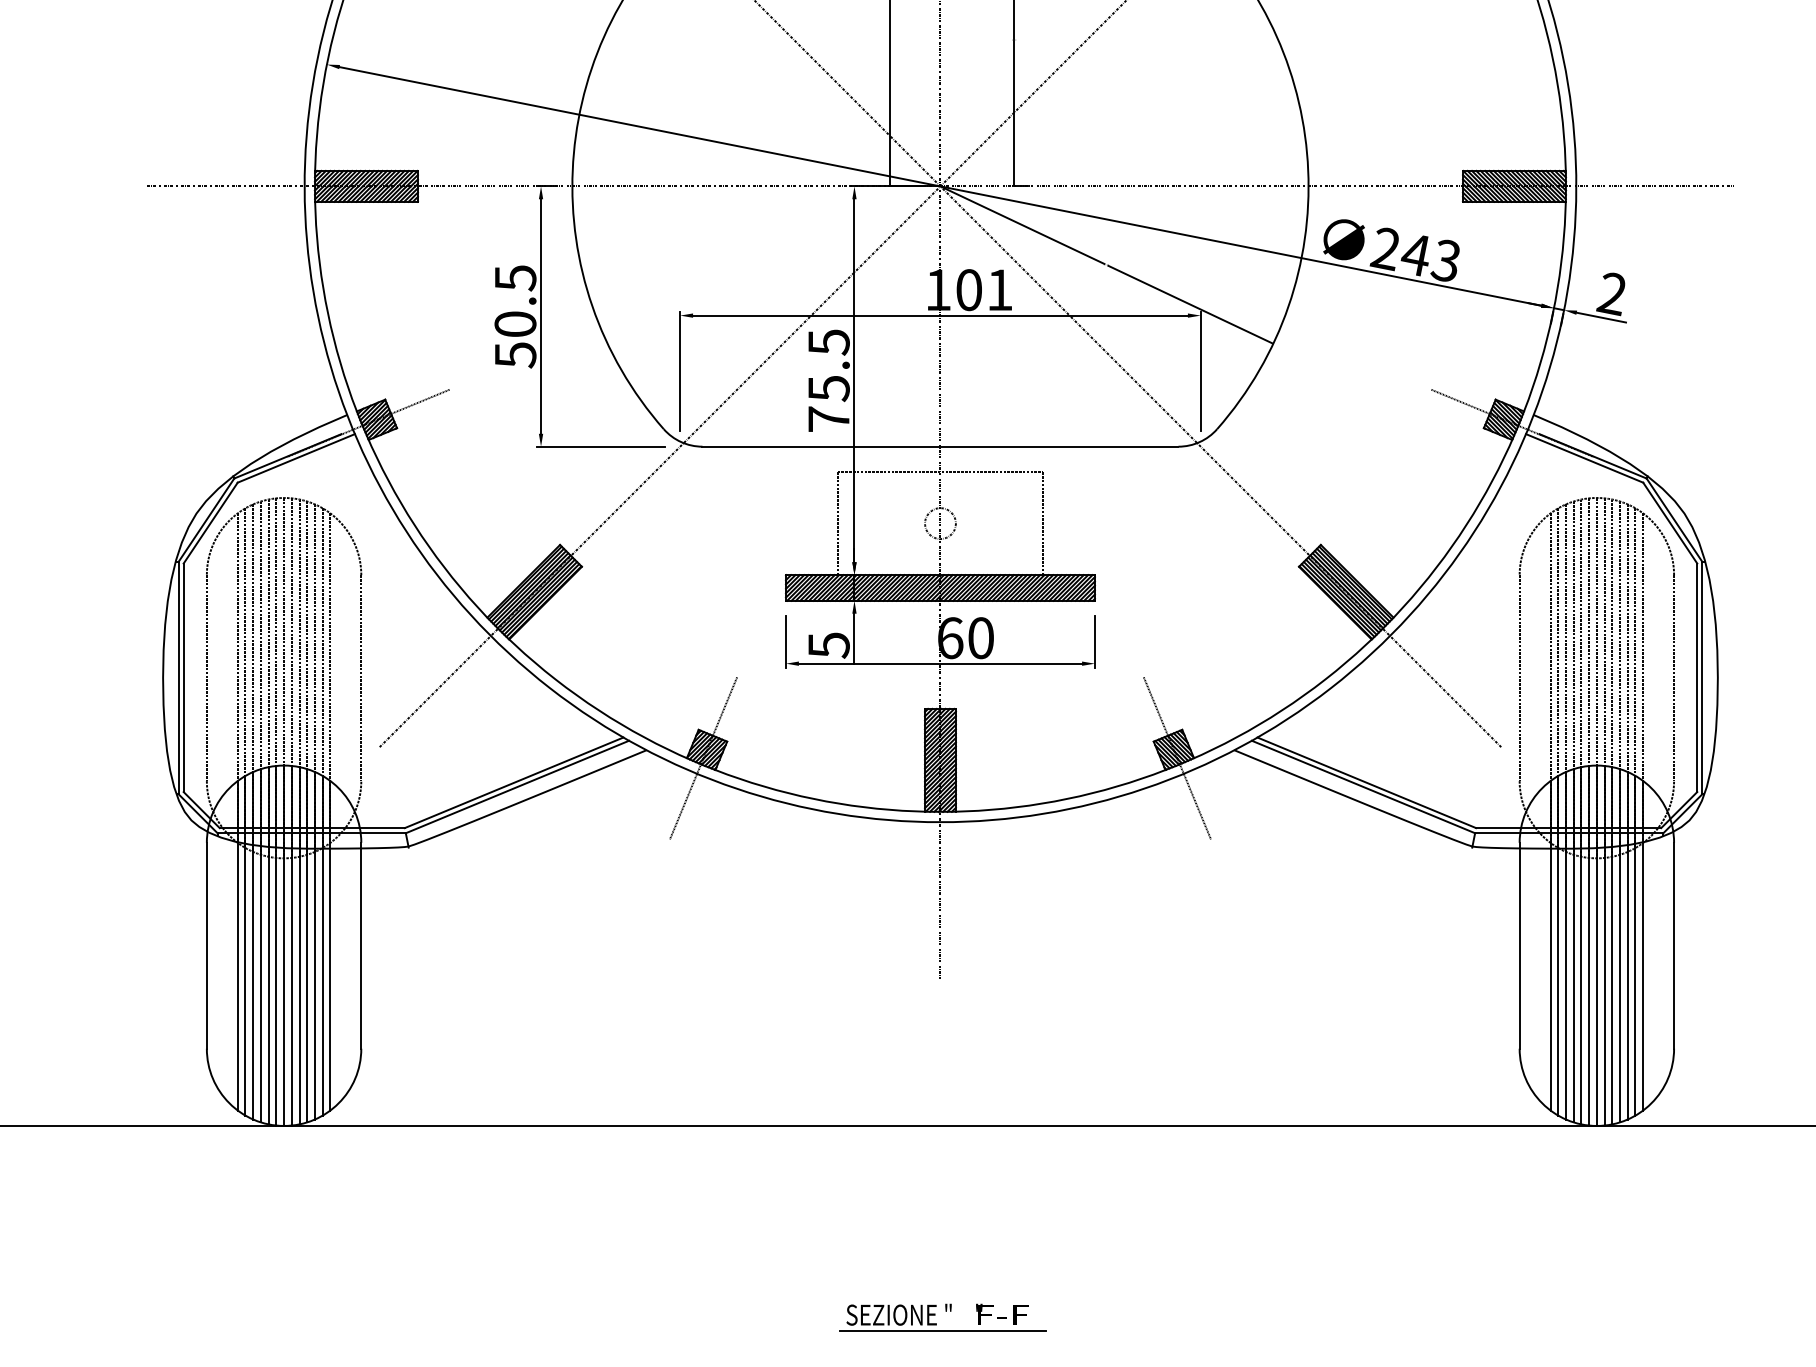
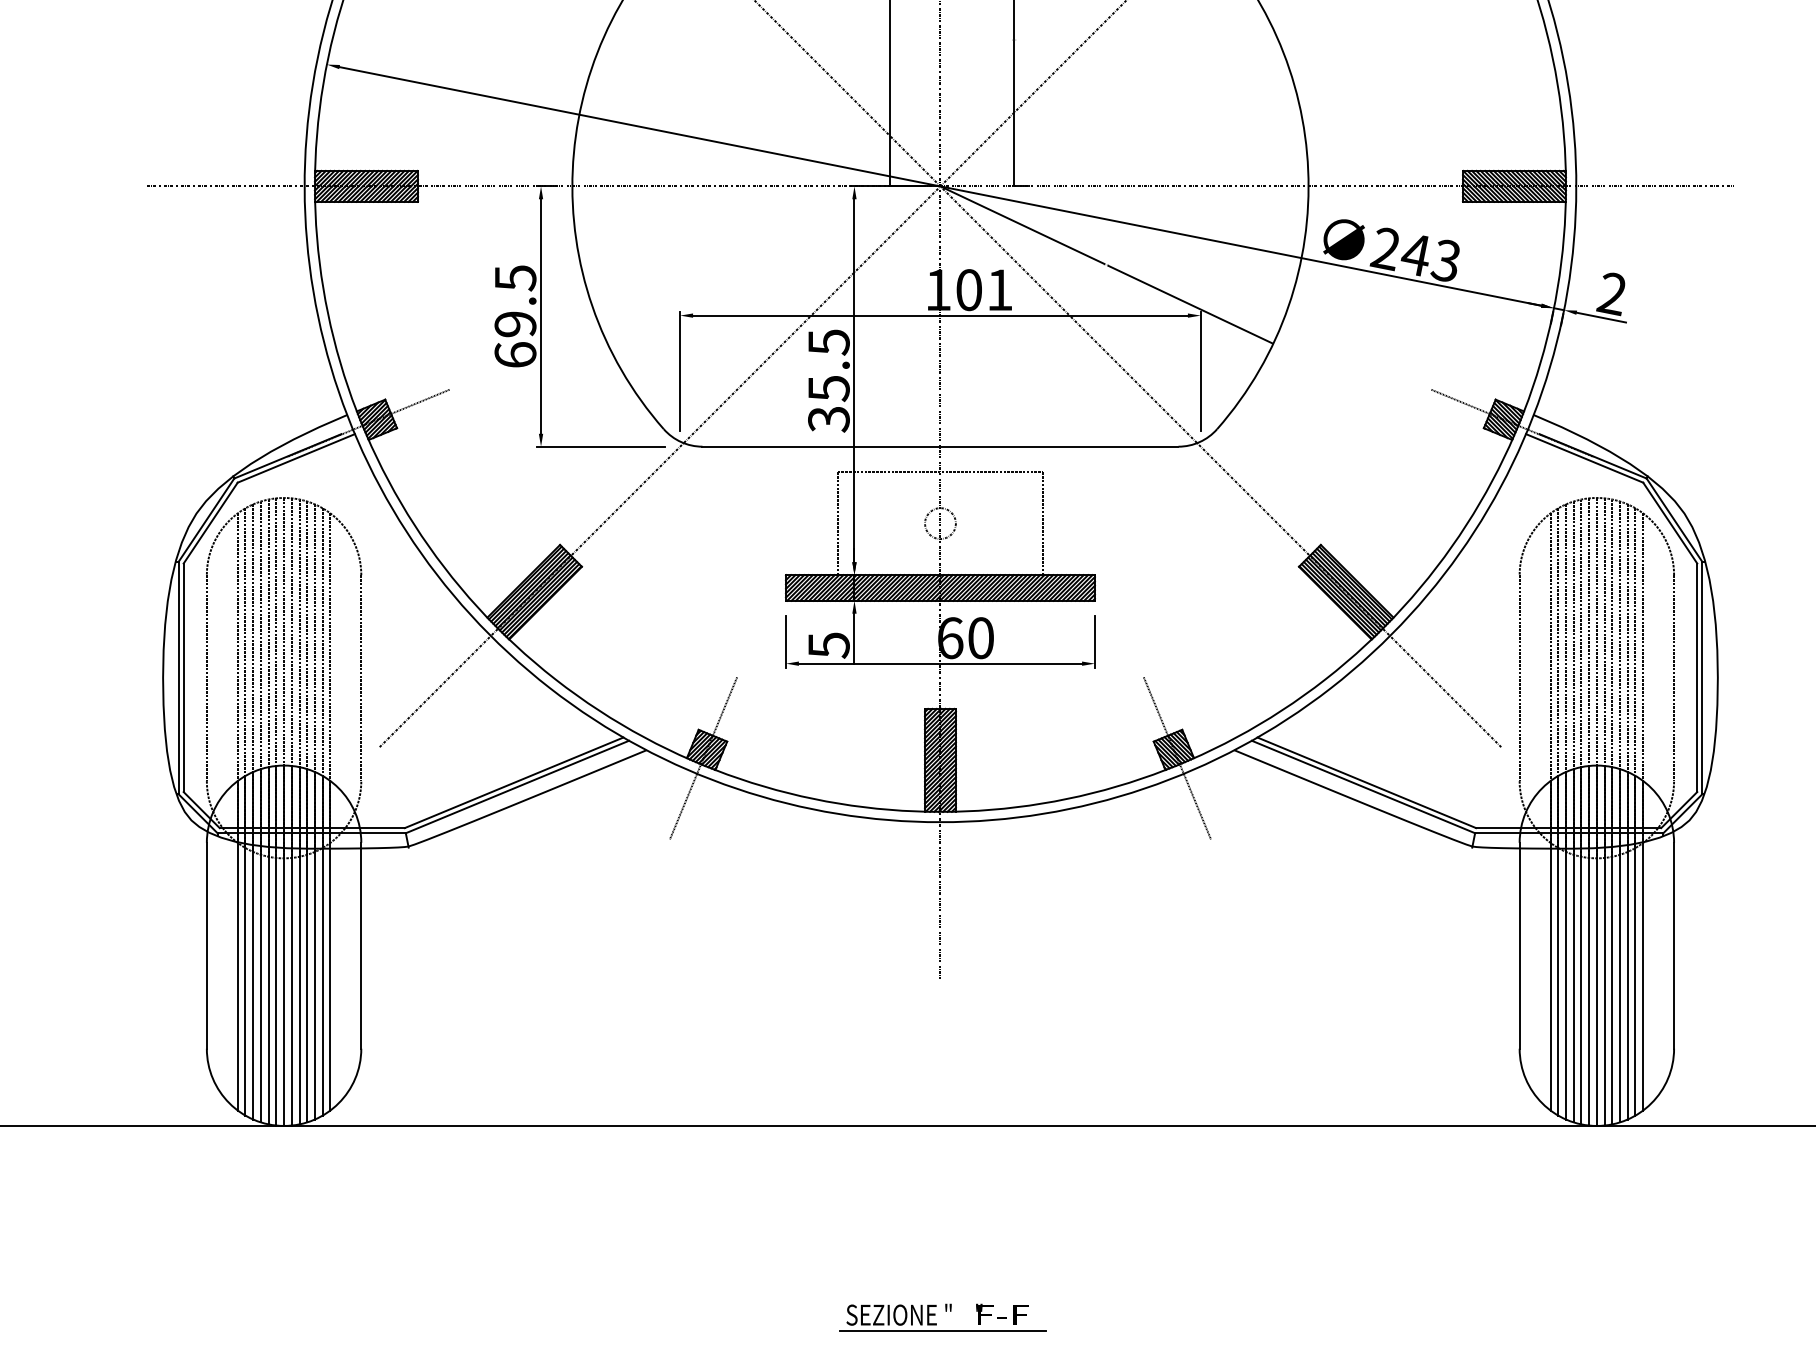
text: 50.5 -> 69.5 (515, 339)
text: 75.5 -> 35.5 (828, 419)
